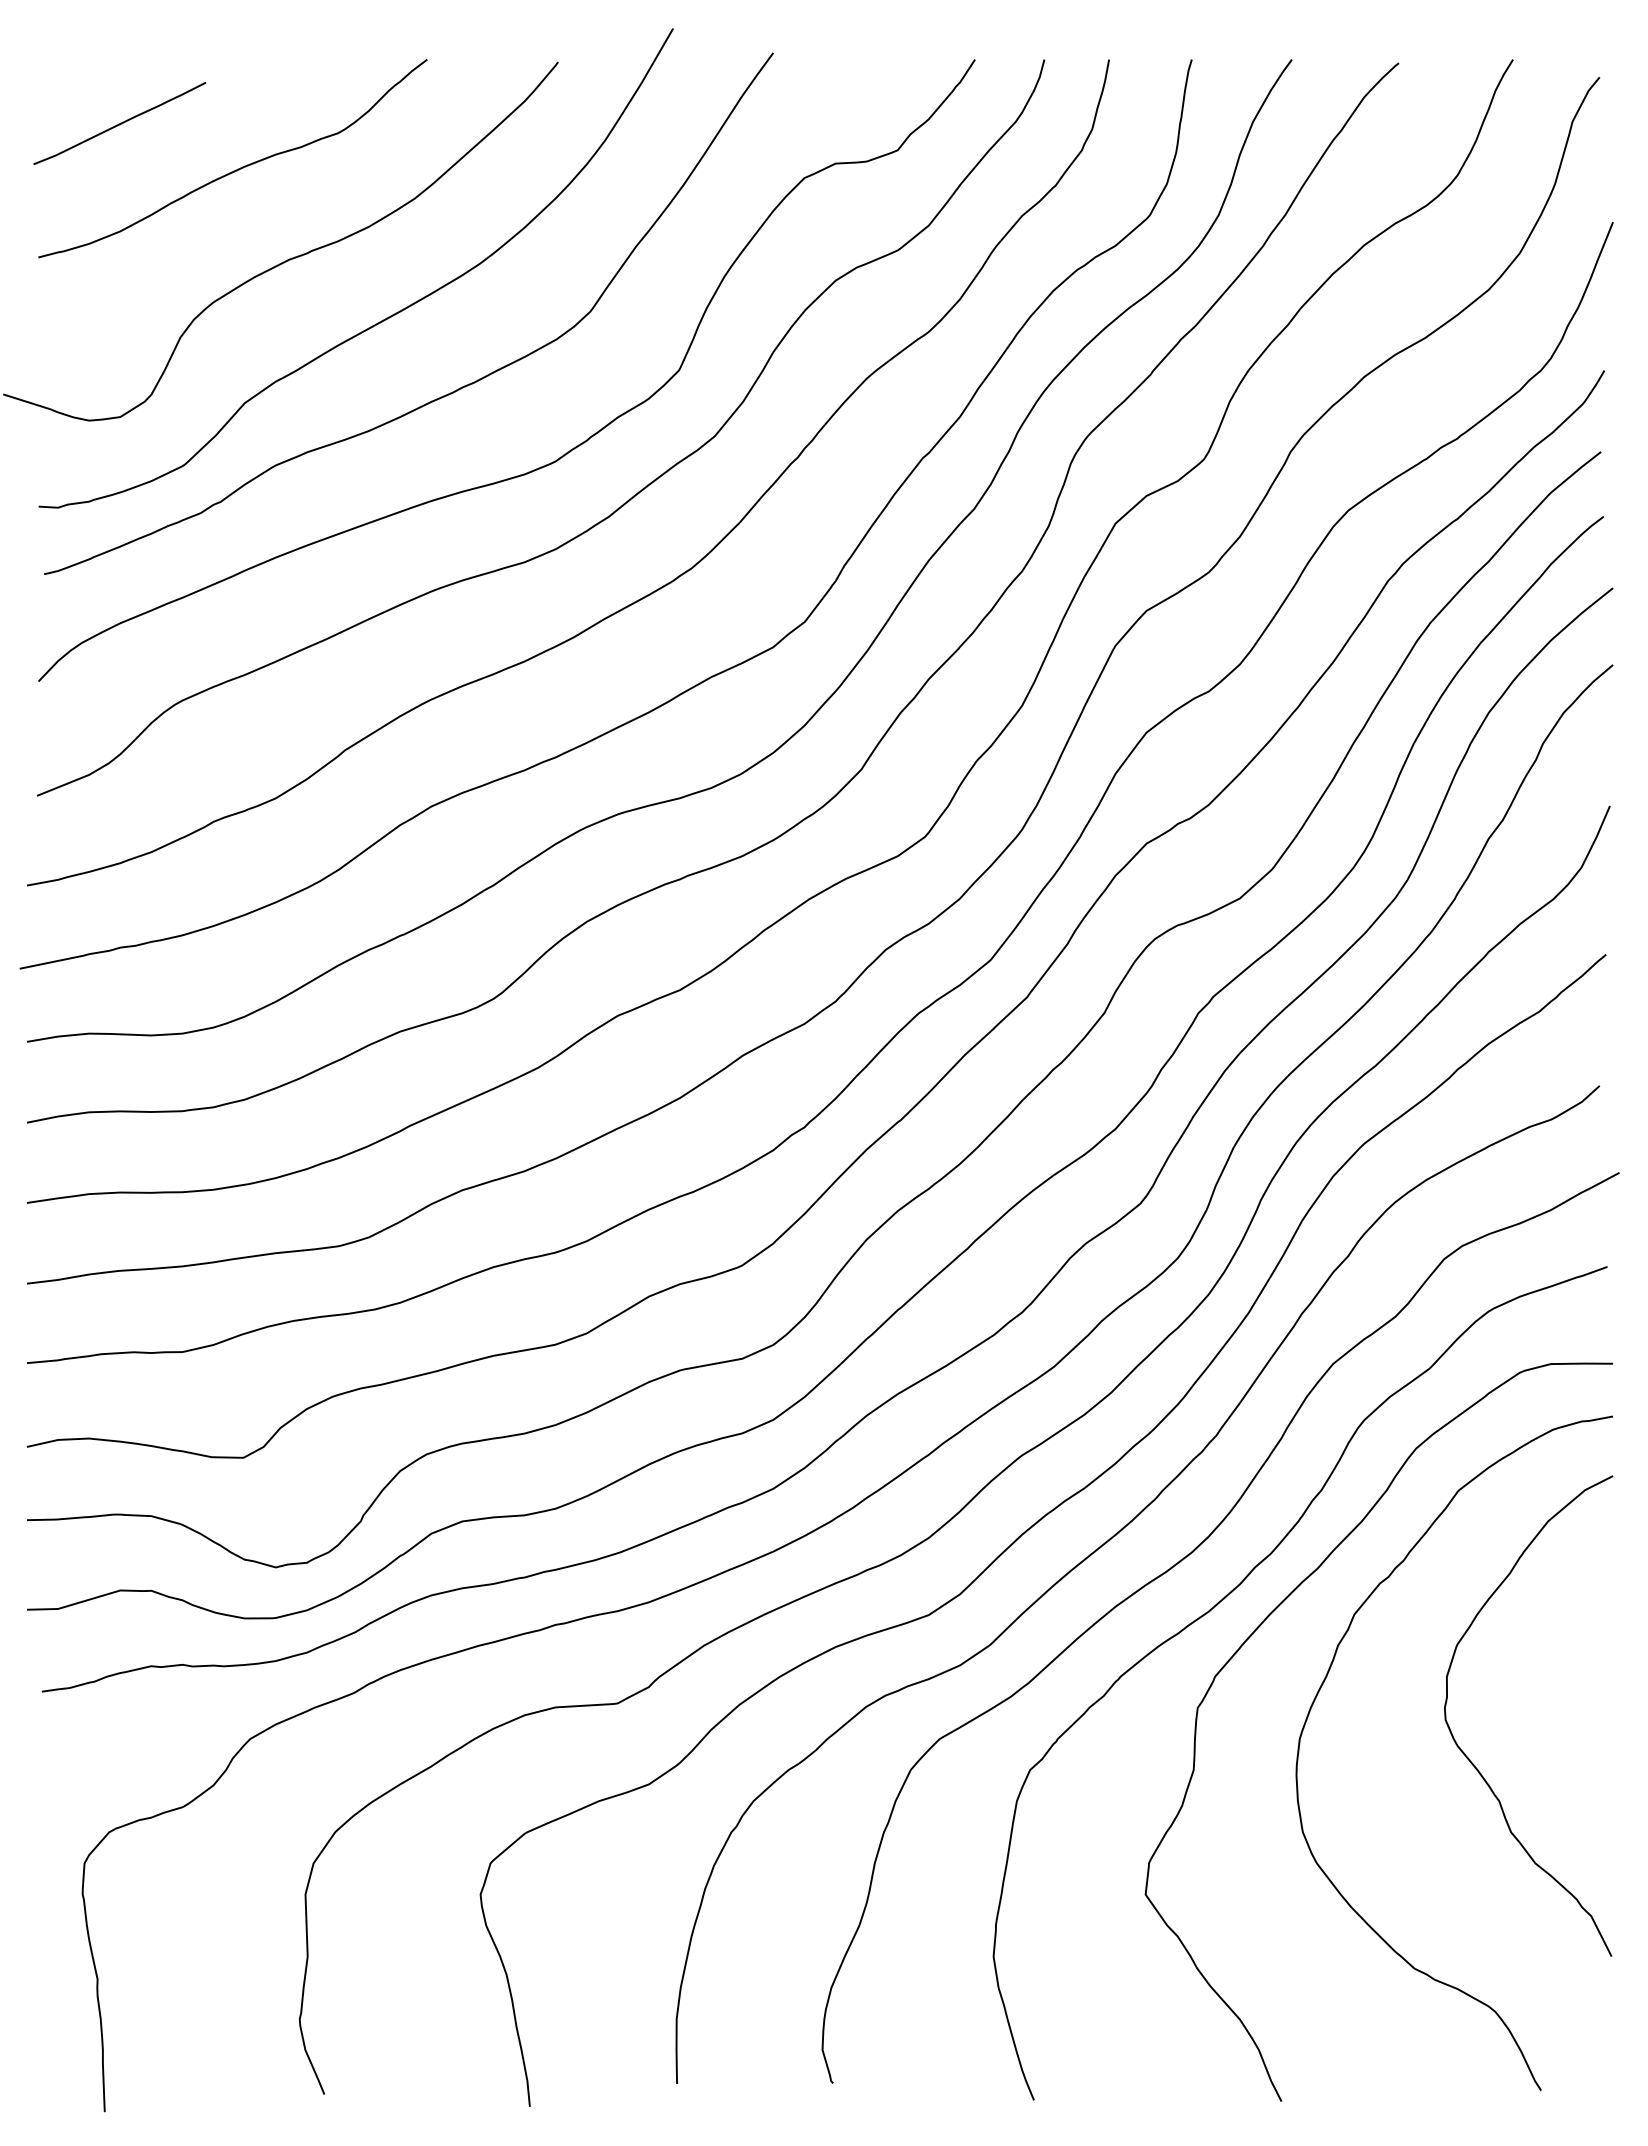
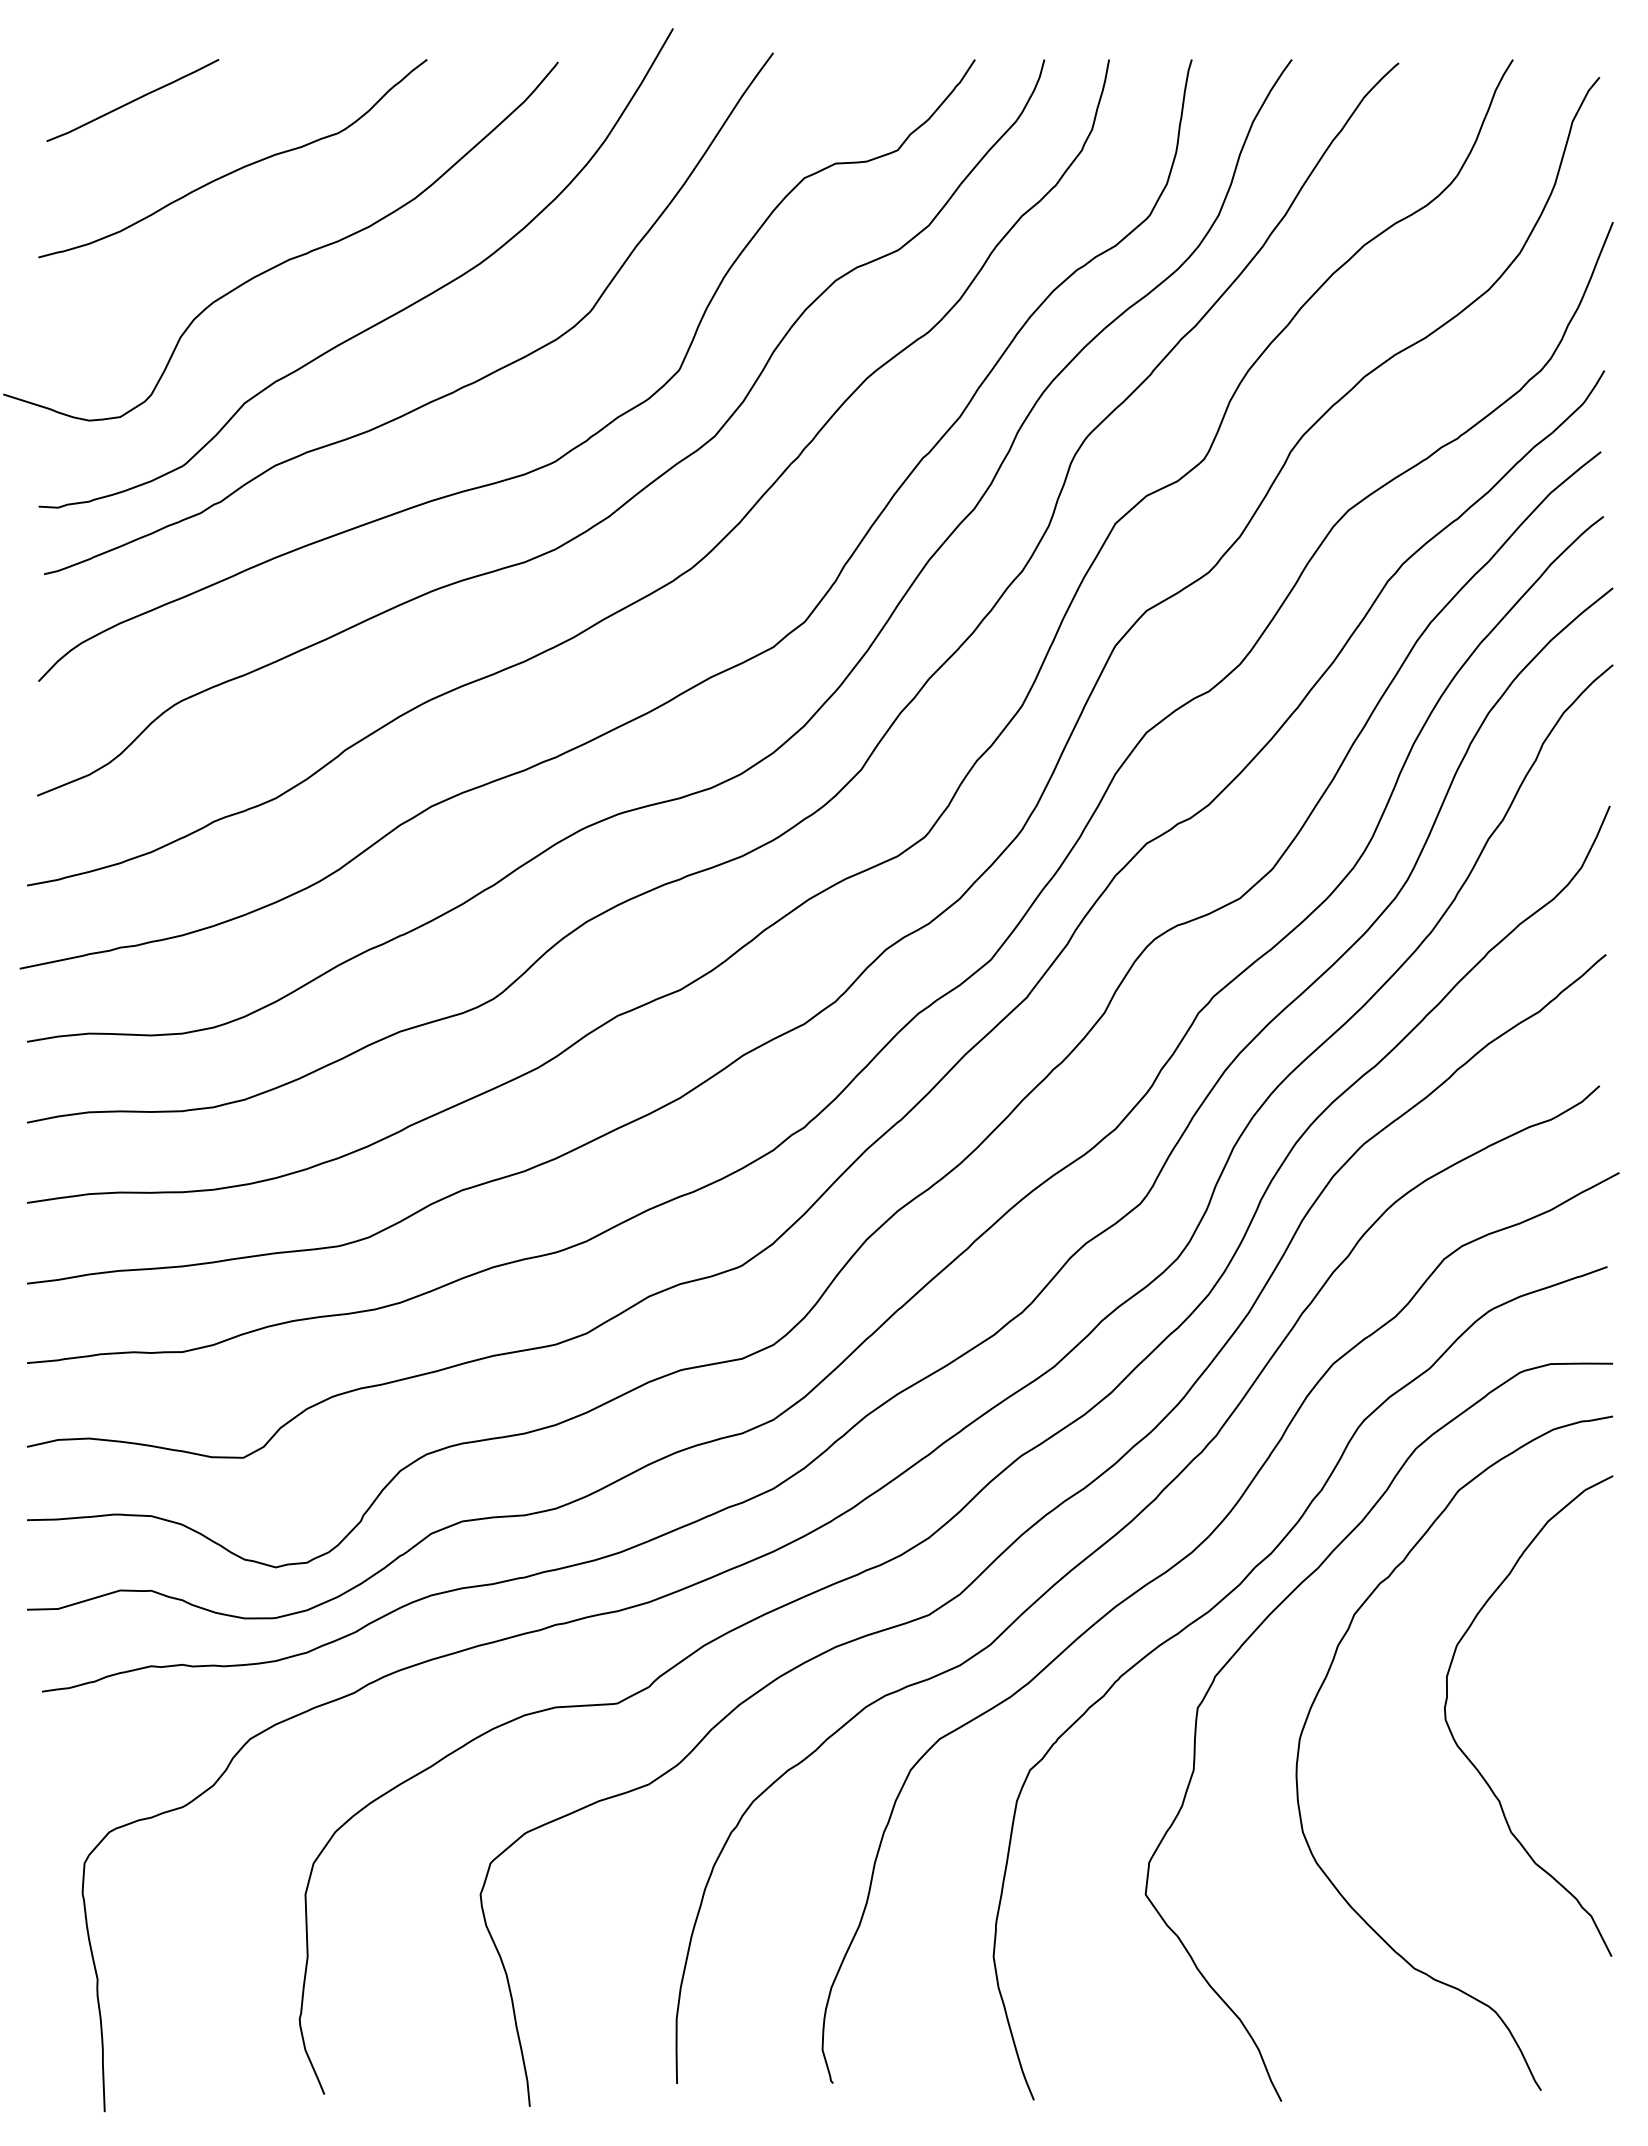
curve position: (119, 123) -> (132, 100) (132, 100)
